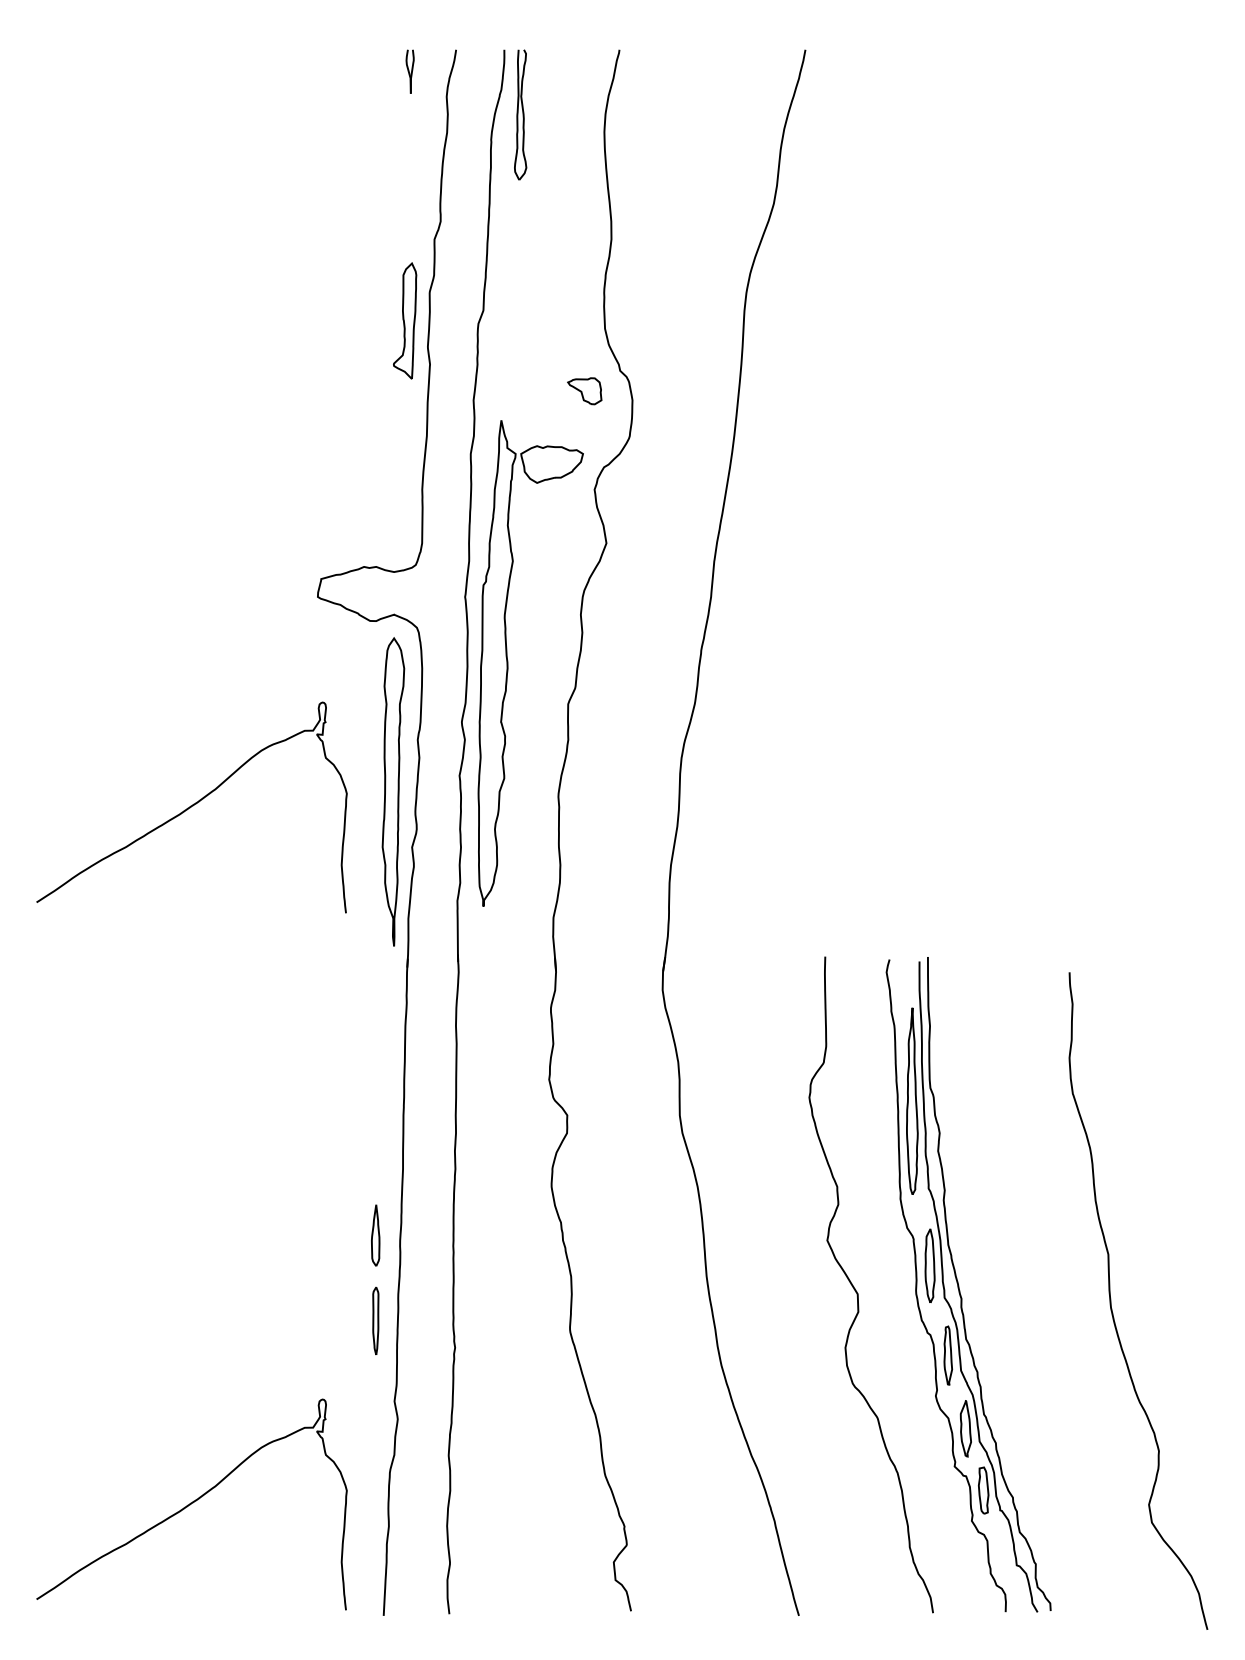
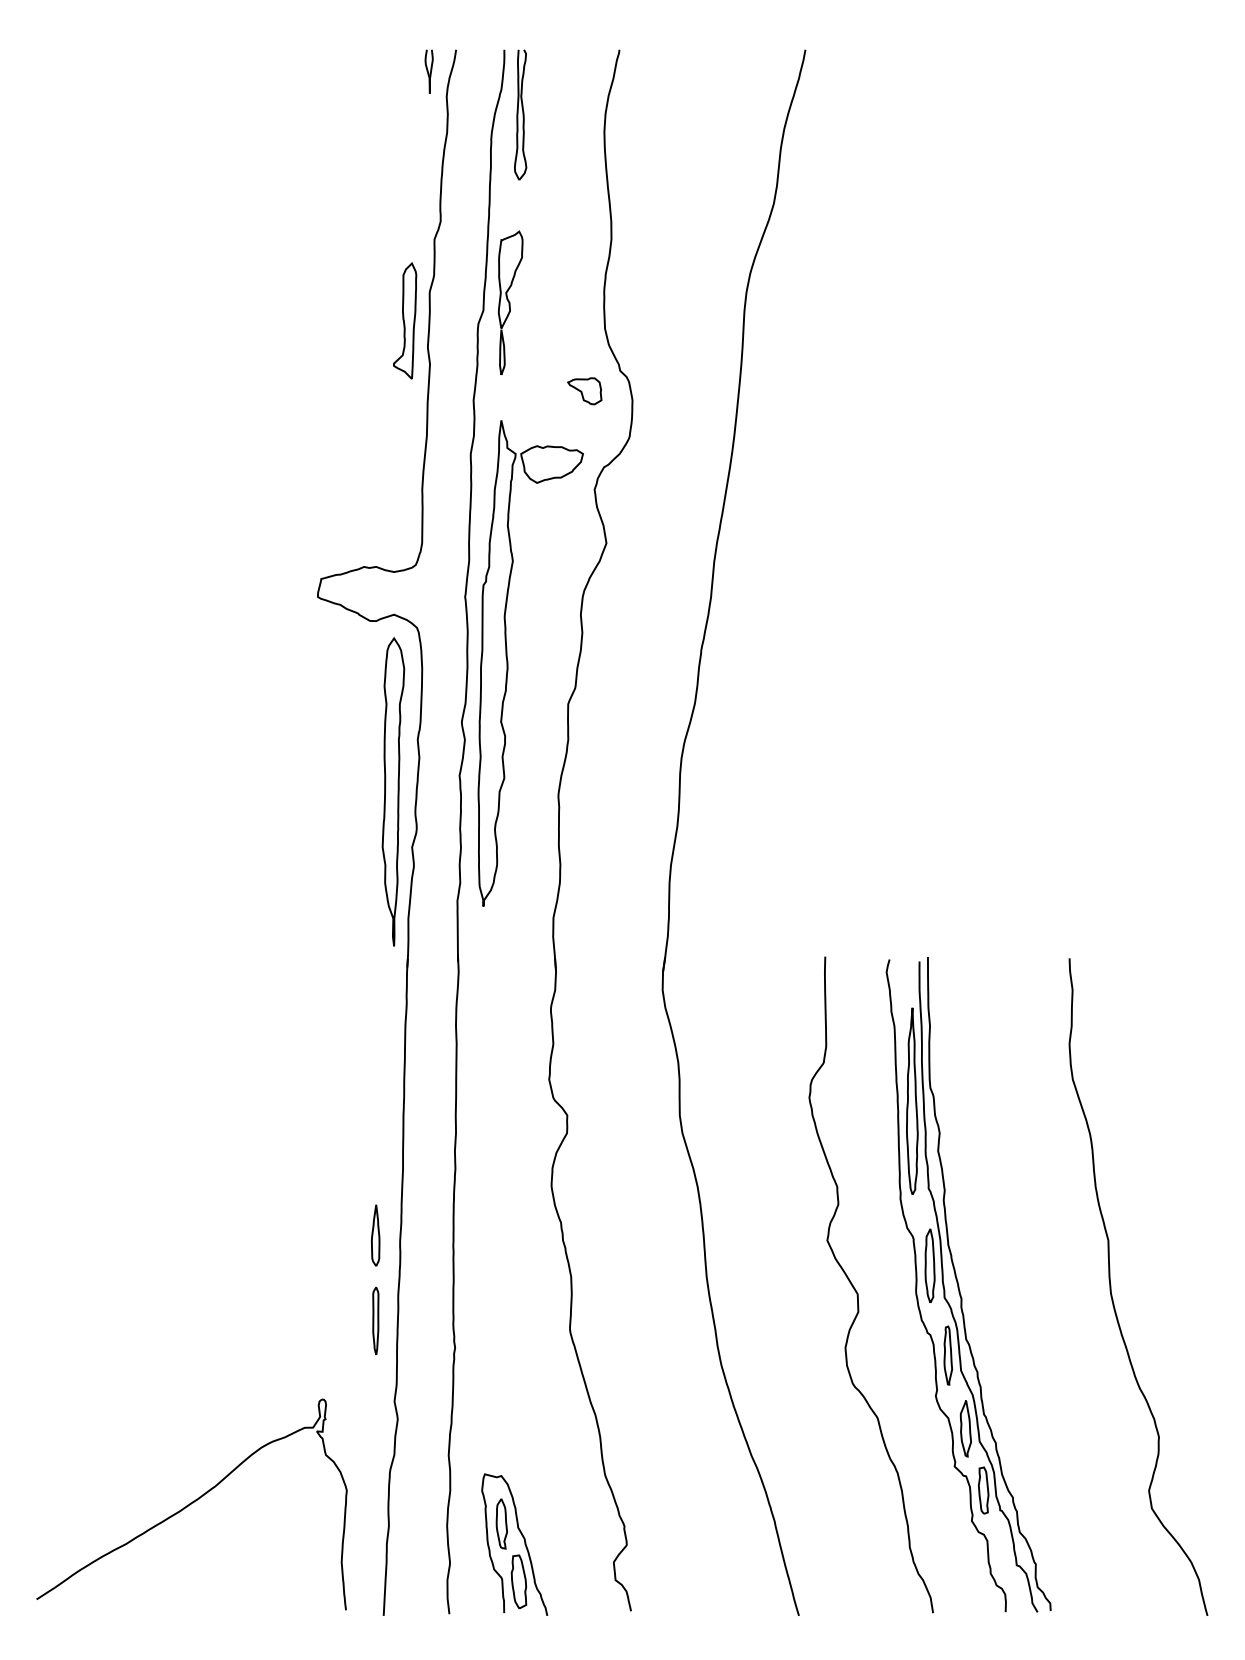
part position: (409, 71) -> (428, 71) (428, 71)
part: none -> present (510, 302)
curve: present -> none (191, 807)
curve position: (1111, 1300) -> (1111, 1286) (1111, 1286)
part: none -> present (506, 1545)
